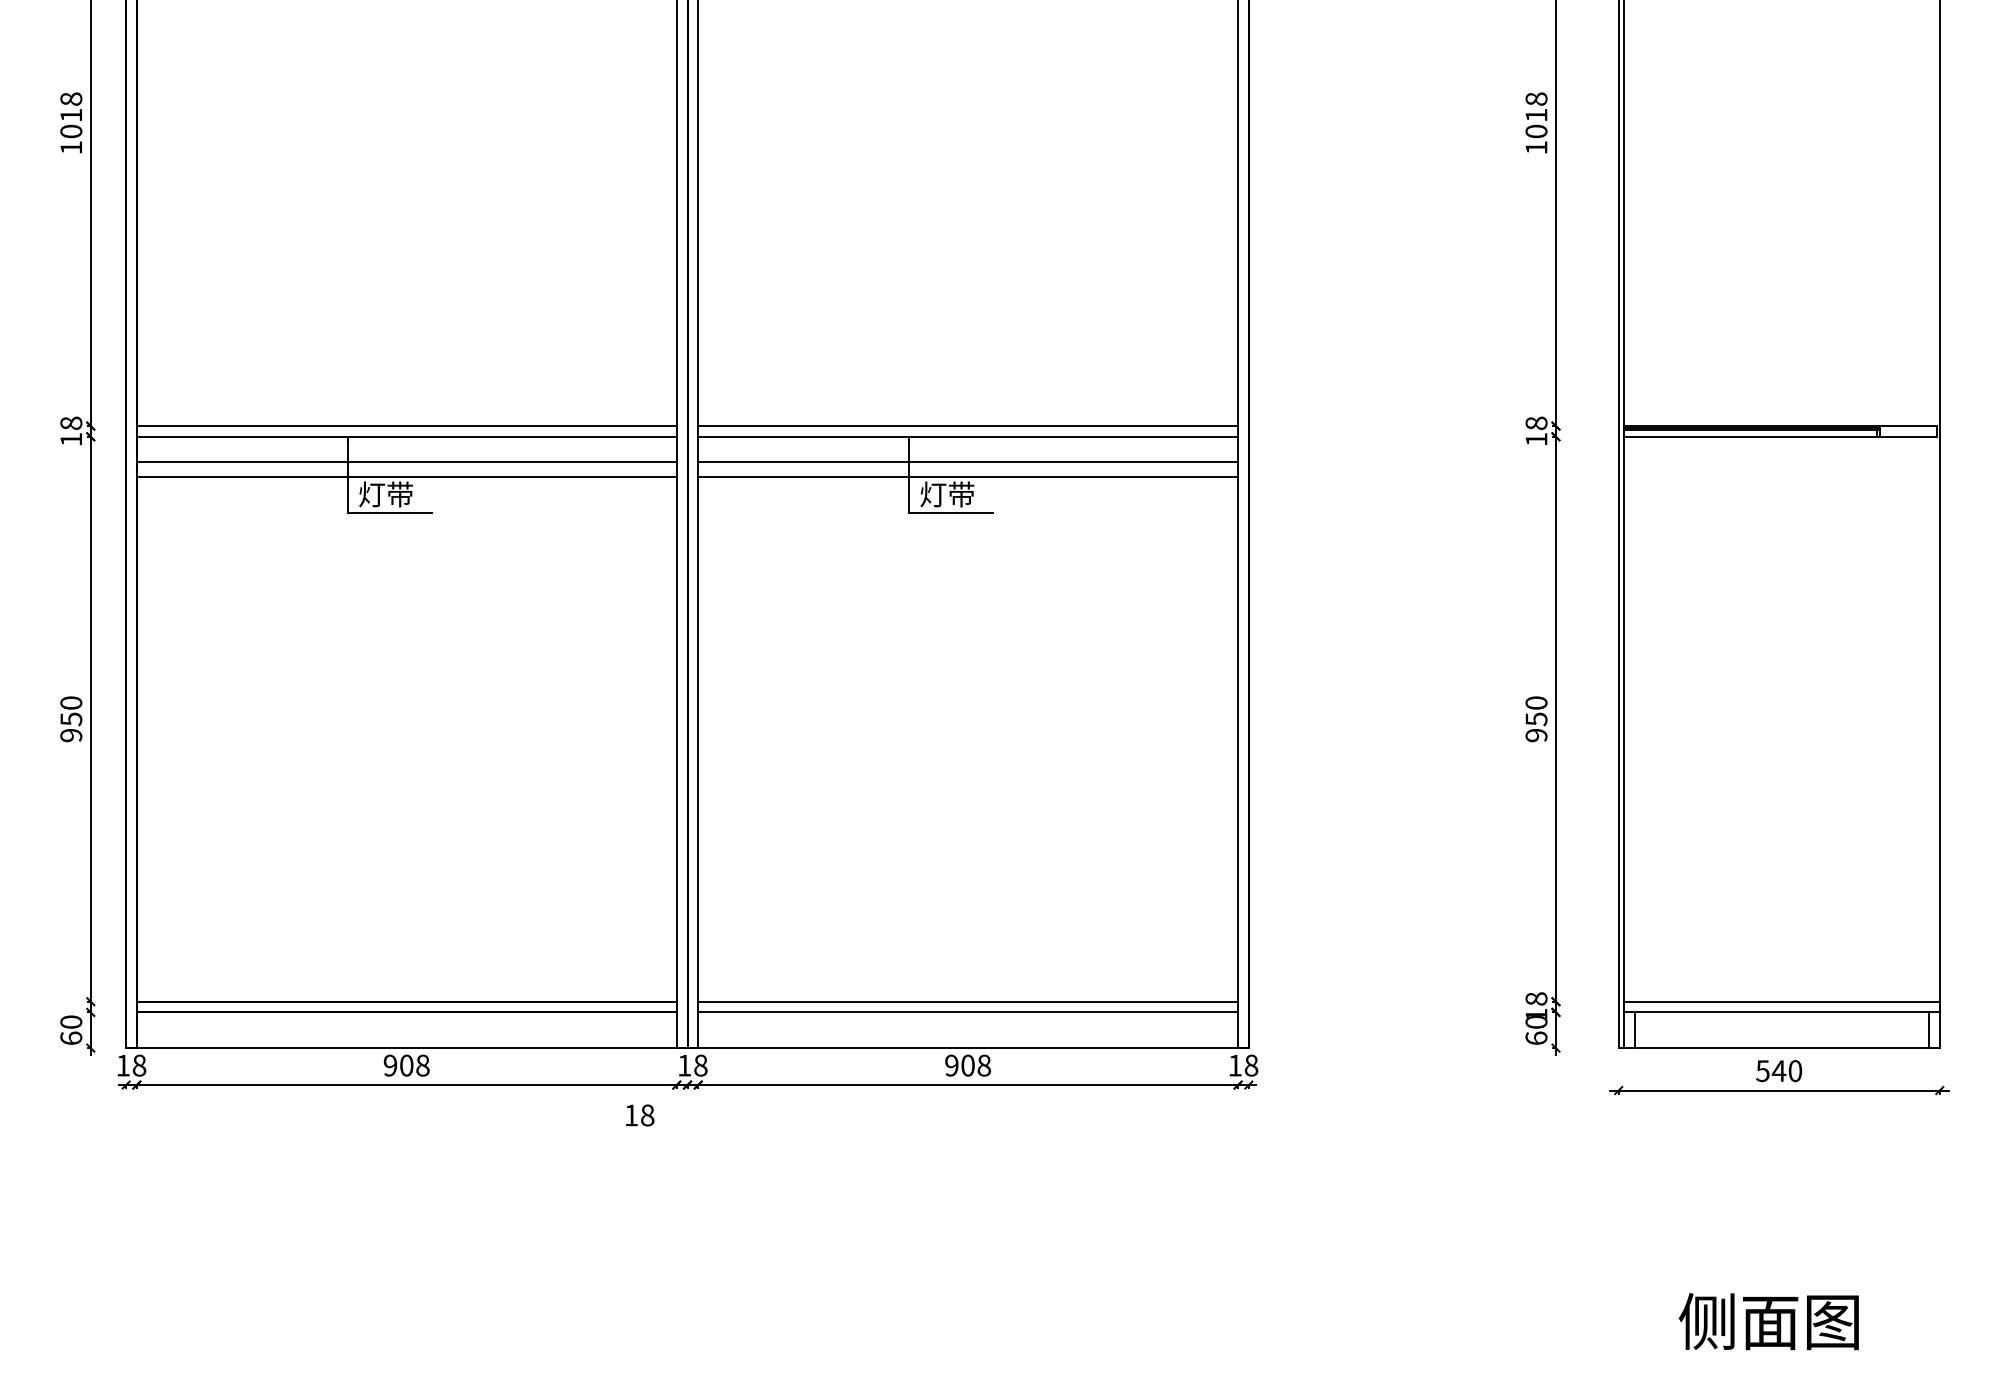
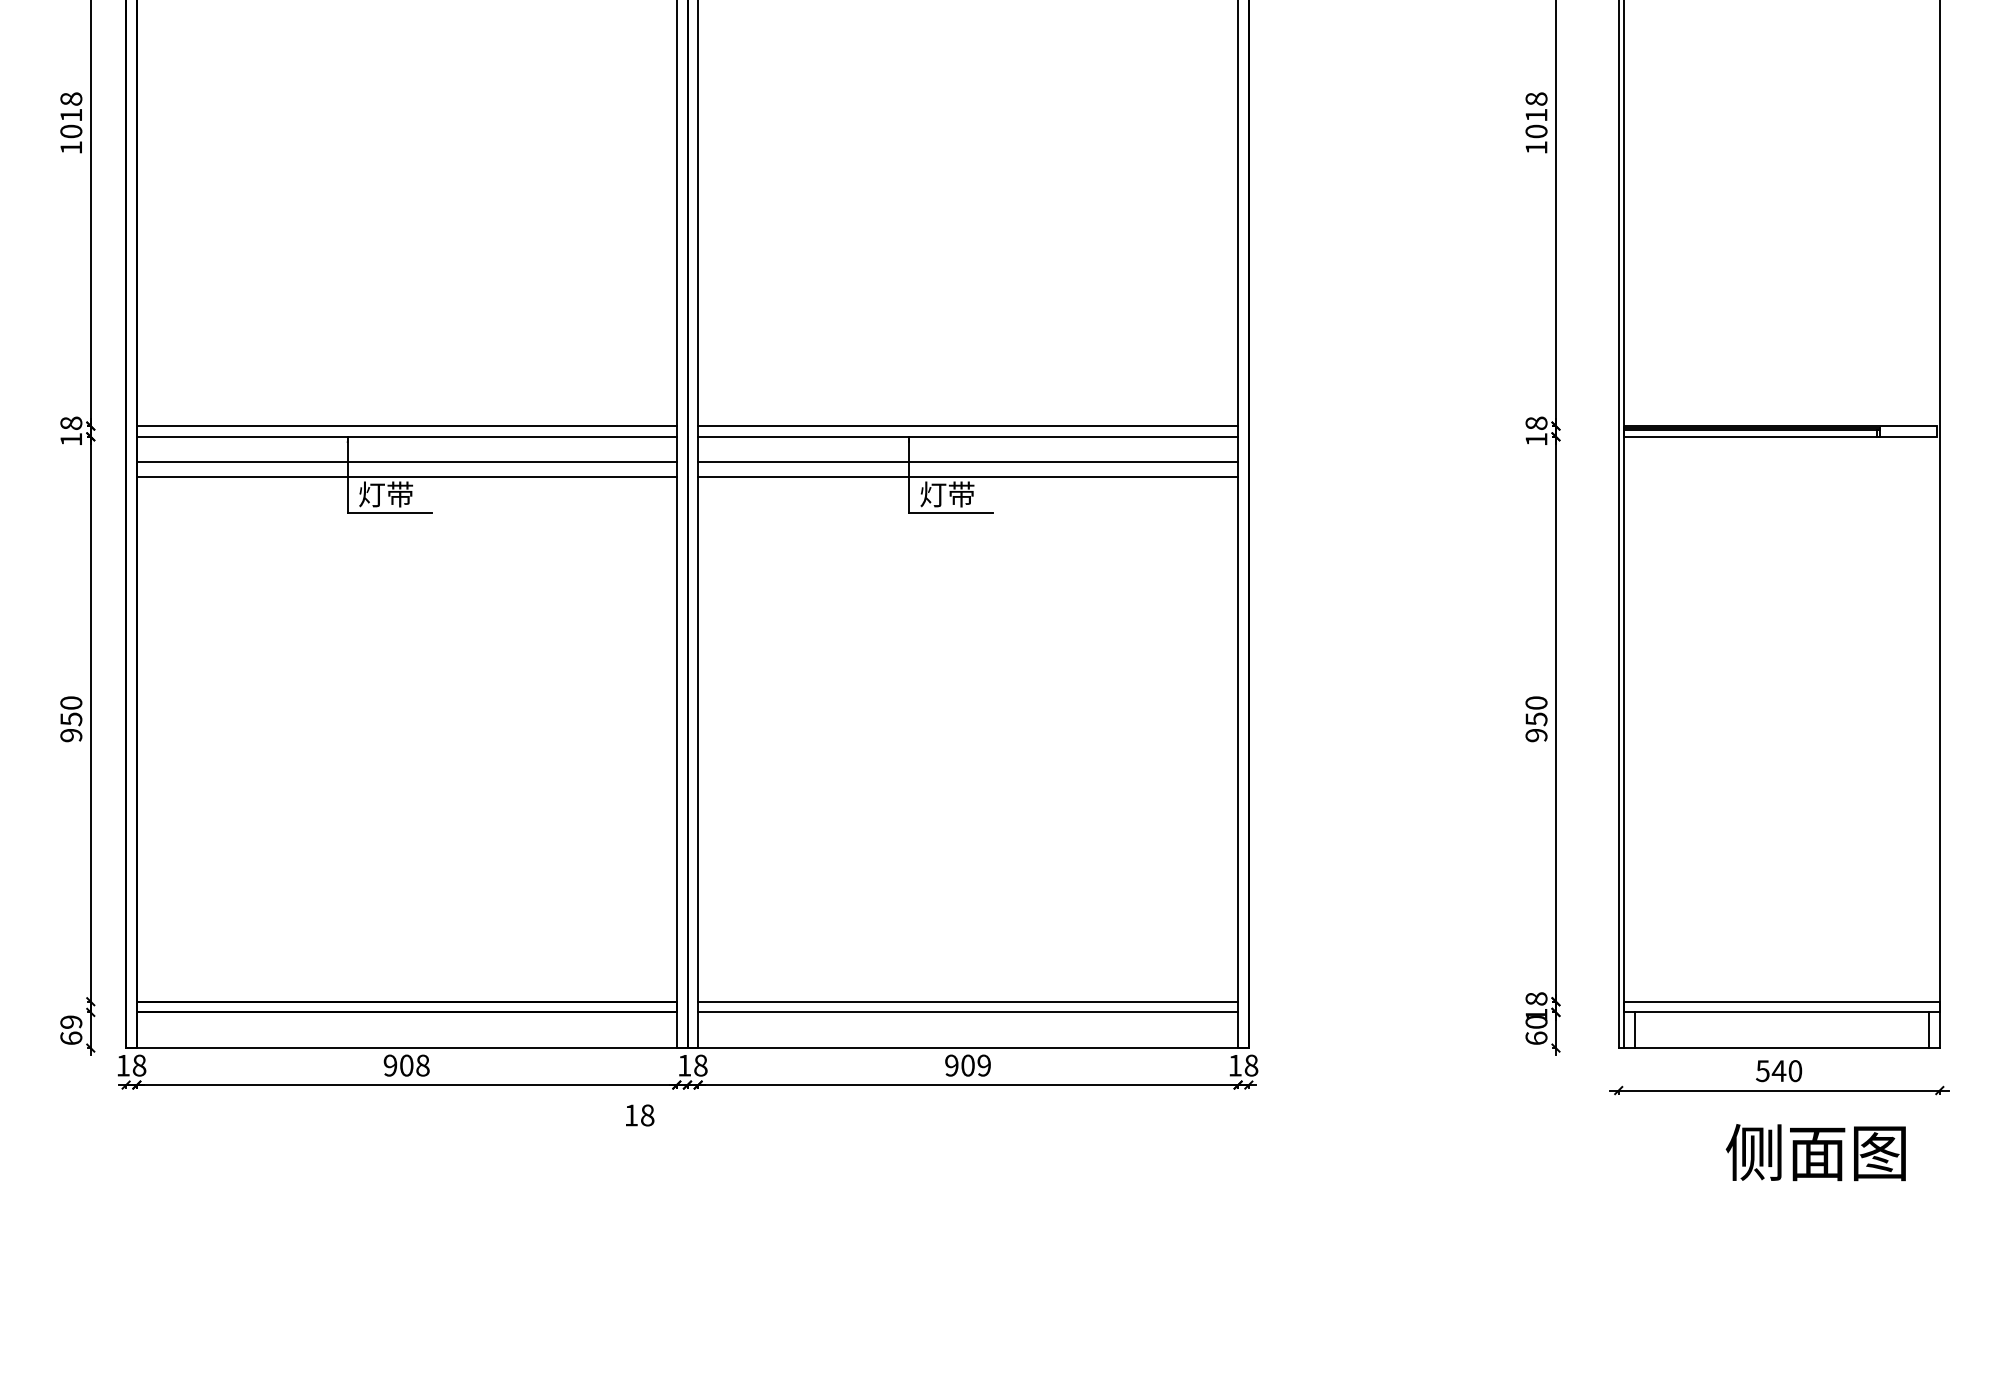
text: 60 -> 69 (71, 1021)
text: 908 -> 909 (984, 1065)
text position: (1768, 1321) -> (1815, 1152) (1815, 1152)
